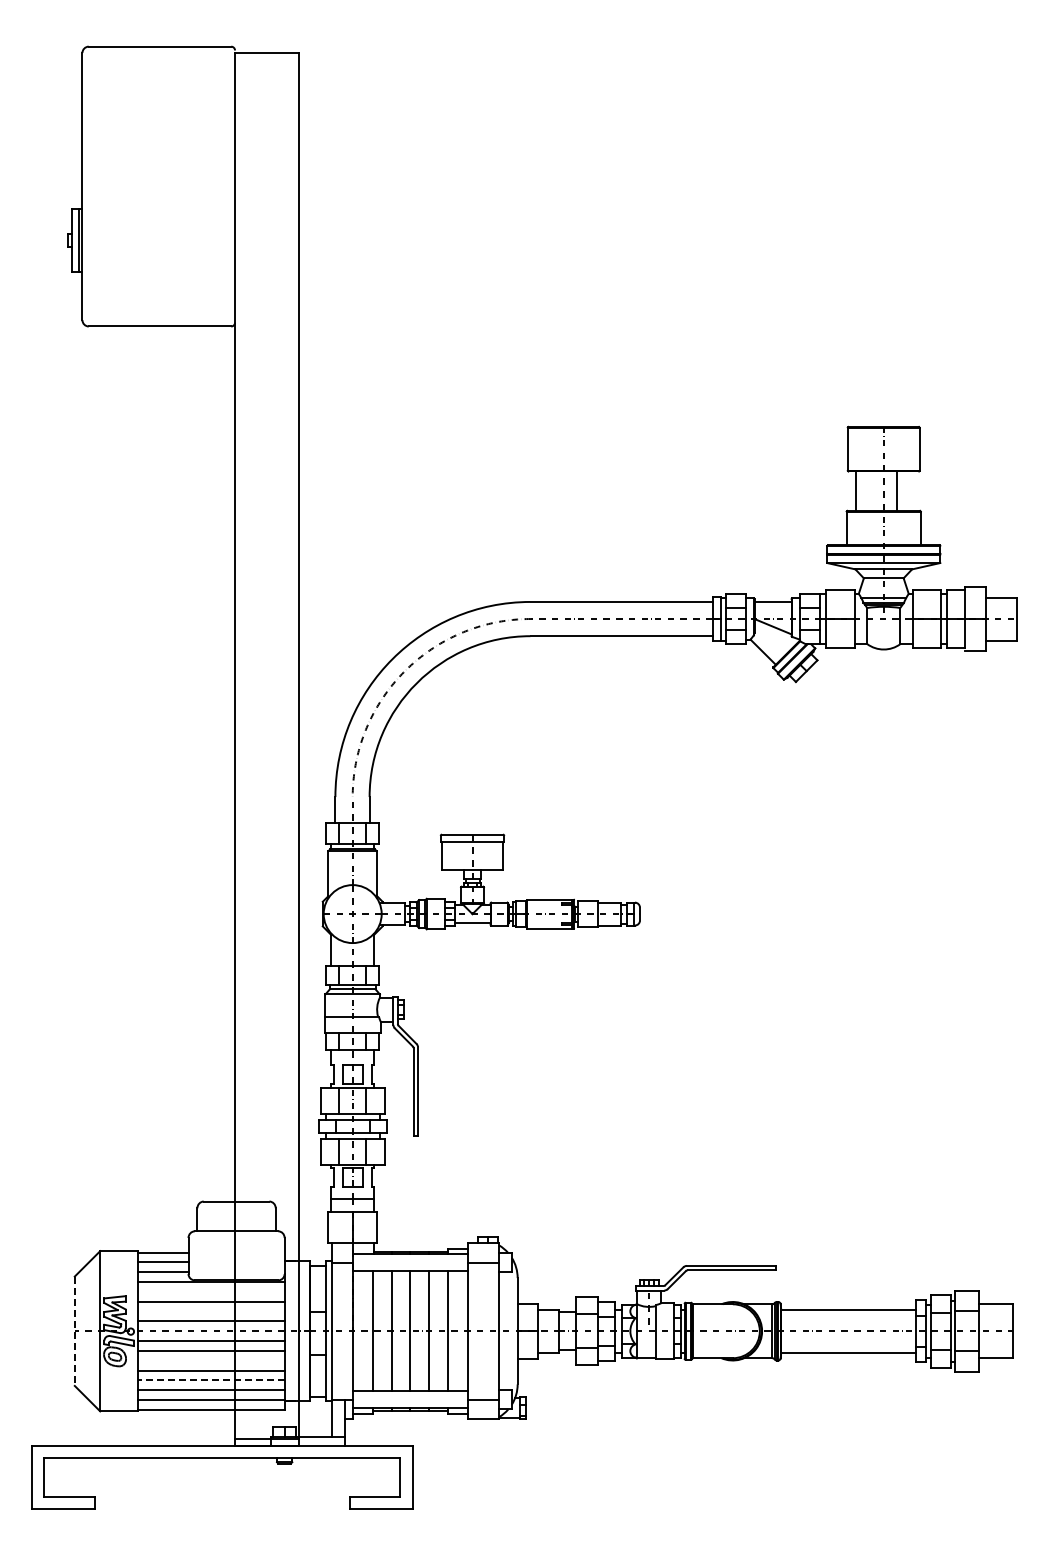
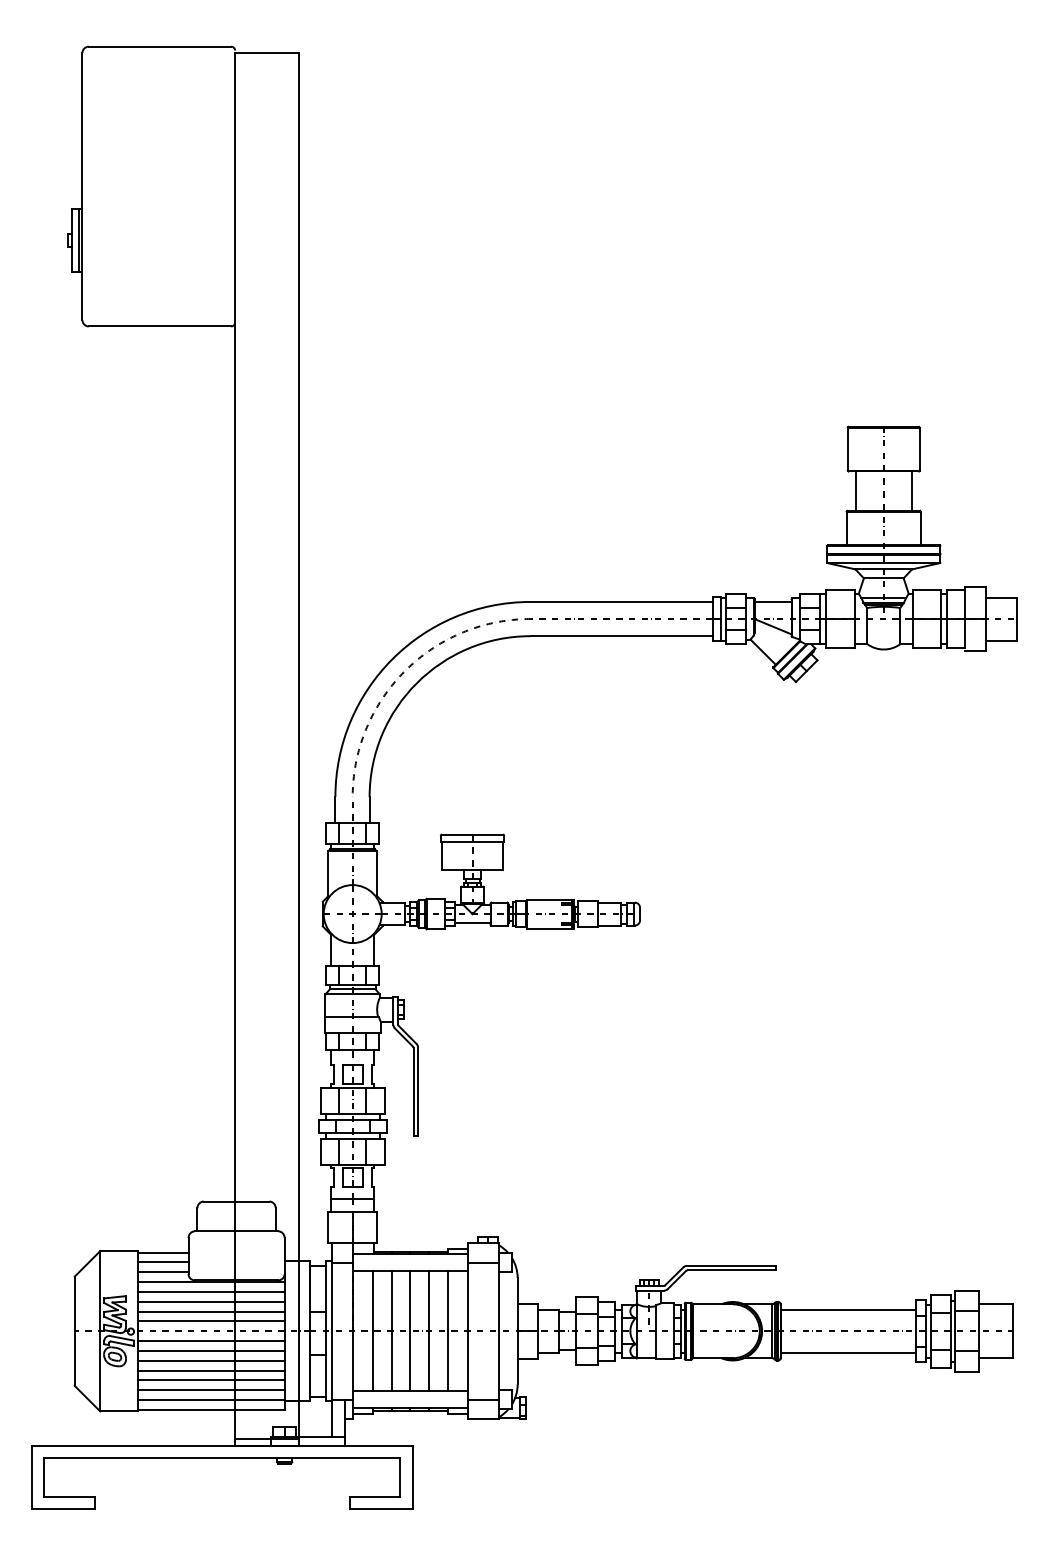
line position: (896, 490) -> (911, 490) (911, 490)
line: none -> present (210, 1291)
line: none -> present (210, 1311)
line: dashed -> solid (74, 1331)
line: none -> present (210, 1360)
line: dashed -> solid (210, 1380)
